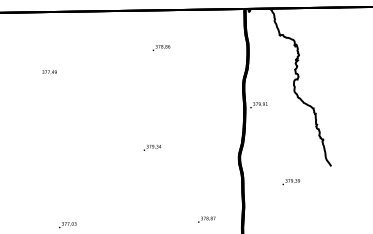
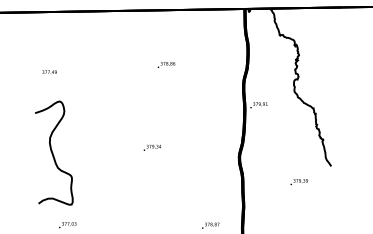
text position: (161, 47) -> (166, 64) (166, 64)
curve: none -> present (53, 152)
text position: (290, 182) -> (298, 182) (298, 182)
text position: (206, 219) -> (210, 225) (210, 225)
